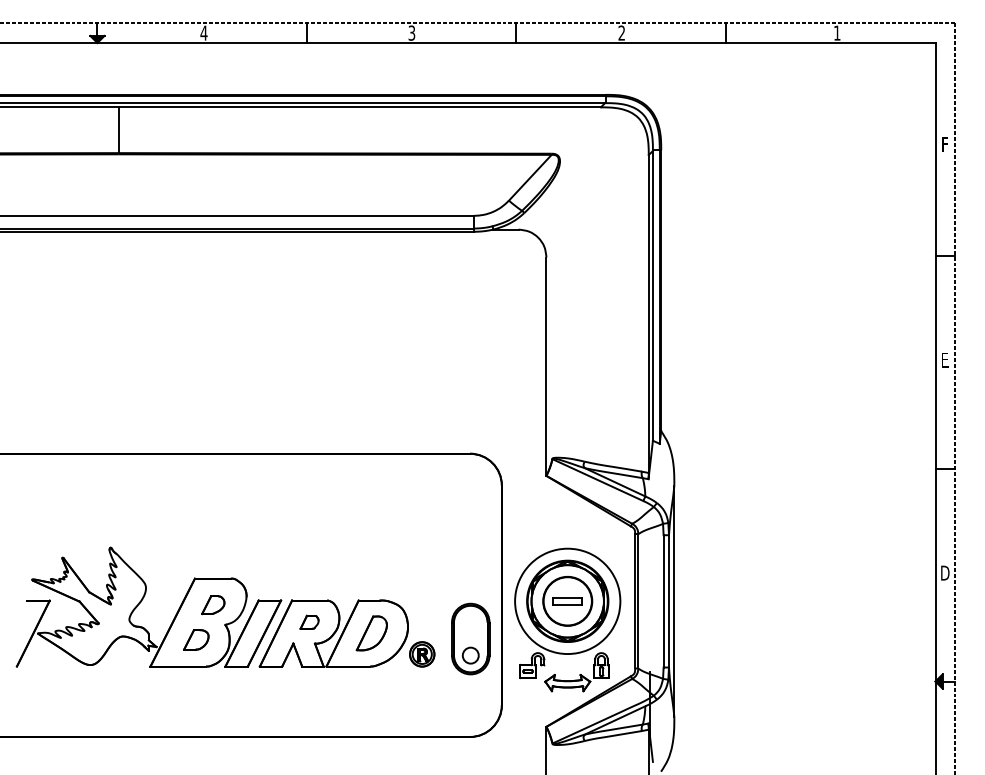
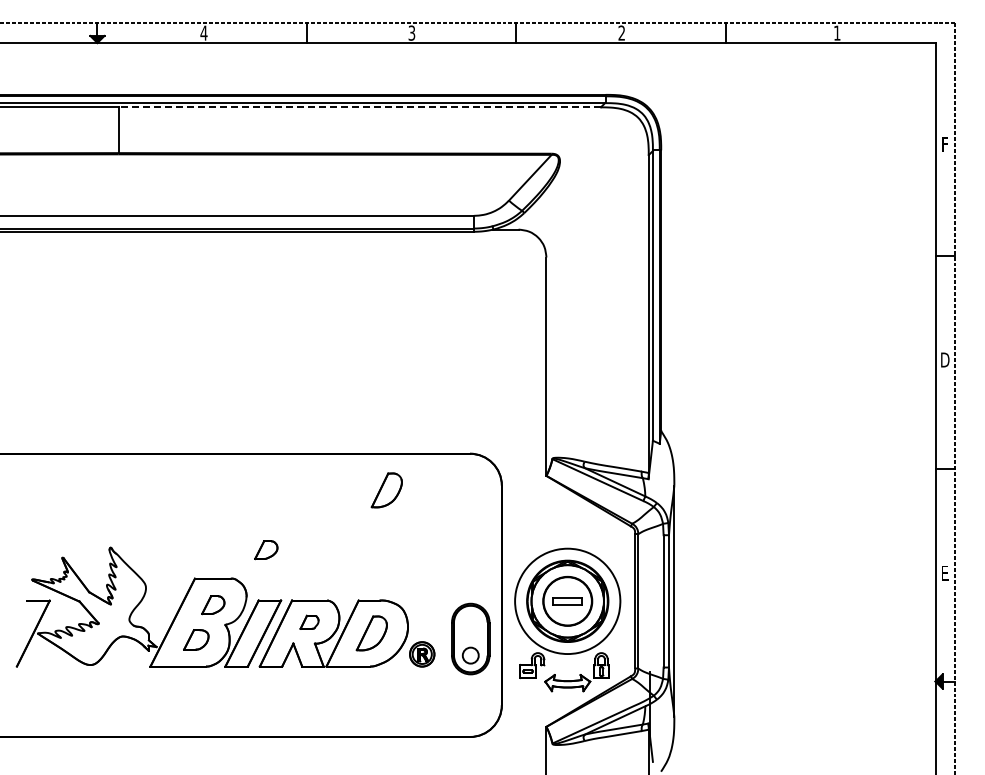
line: solid -> dashed (359, 107)
text: E -> D (945, 359)
part: none -> present (386, 490)
part: none -> present (266, 550)
text: D -> E (945, 572)
